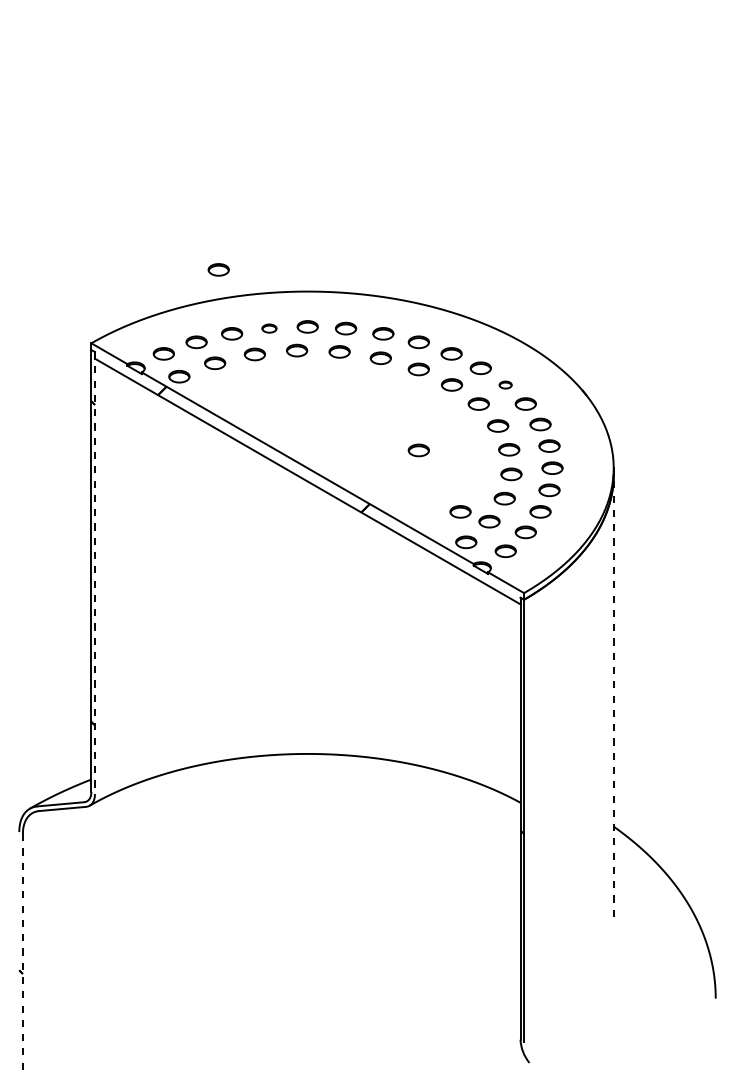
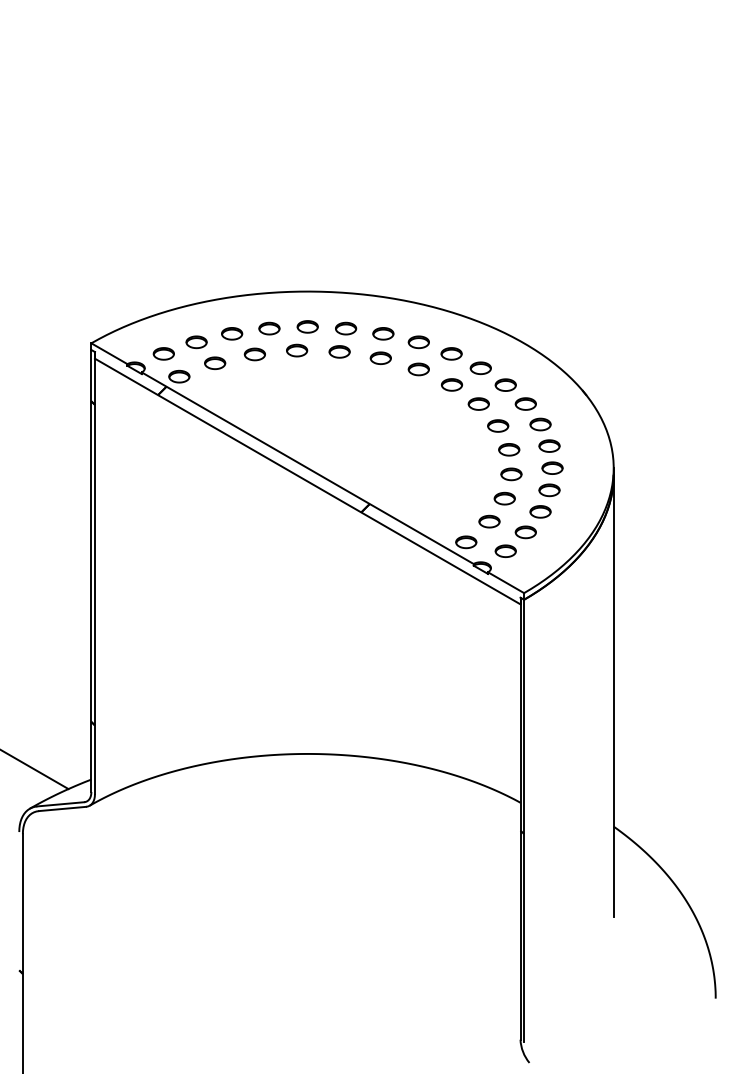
part: present -> none (218, 269)
part size: 17x11 px -> 23x15 px (269, 328)
part size: 15x10 px -> 23x14 px (505, 384)
part: present -> none (418, 450)
part: present -> none (460, 511)
line: dashed -> solid (95, 573)
line: dashed -> solid (613, 695)
line: none -> present (35, 769)
line: dashed -> solid (22, 953)
